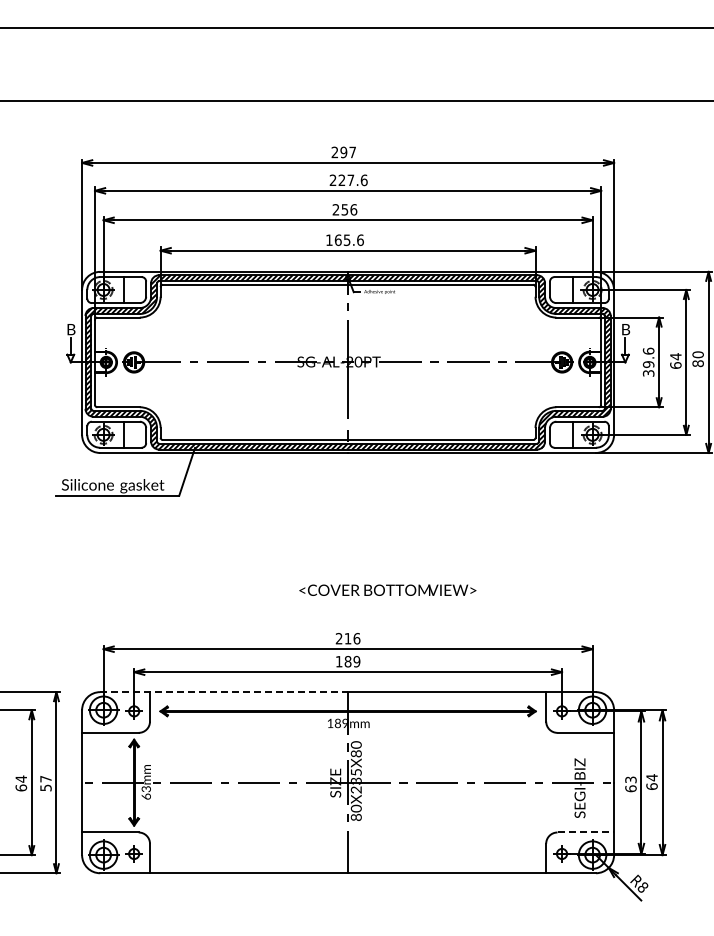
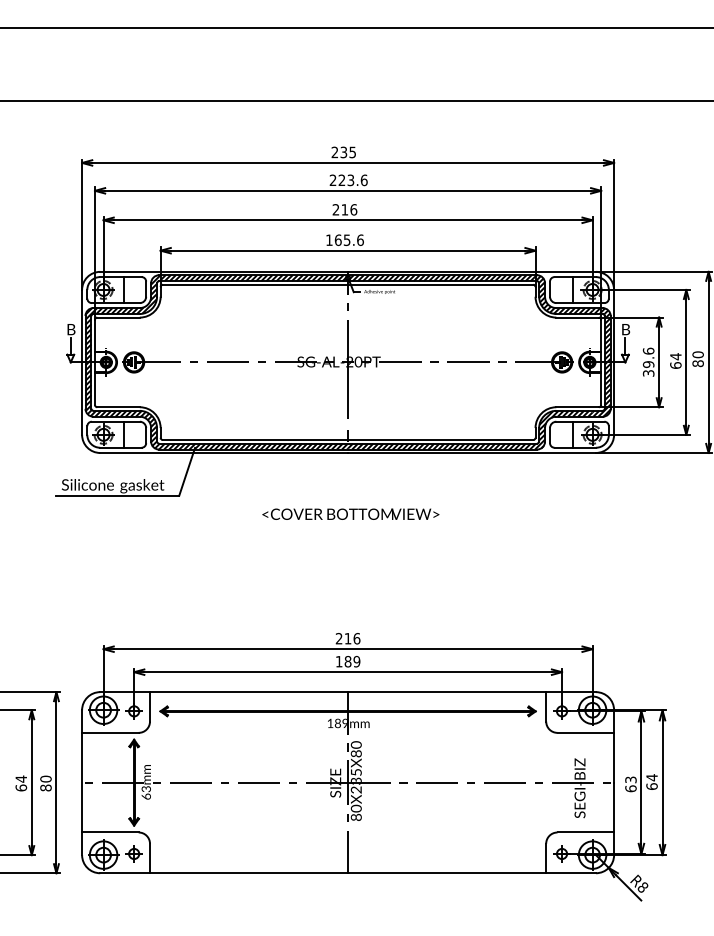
text: 297 -> 235 (347, 152)
text: 227.6 -> 223.6 (350, 180)
text: 256 -> 216 (344, 209)
text position: (387, 589) -> (350, 513) (350, 513)
line: dashed -> solid (224, 692)
text: 57 -> 80 (45, 783)
line: dashed -> solid (586, 832)
